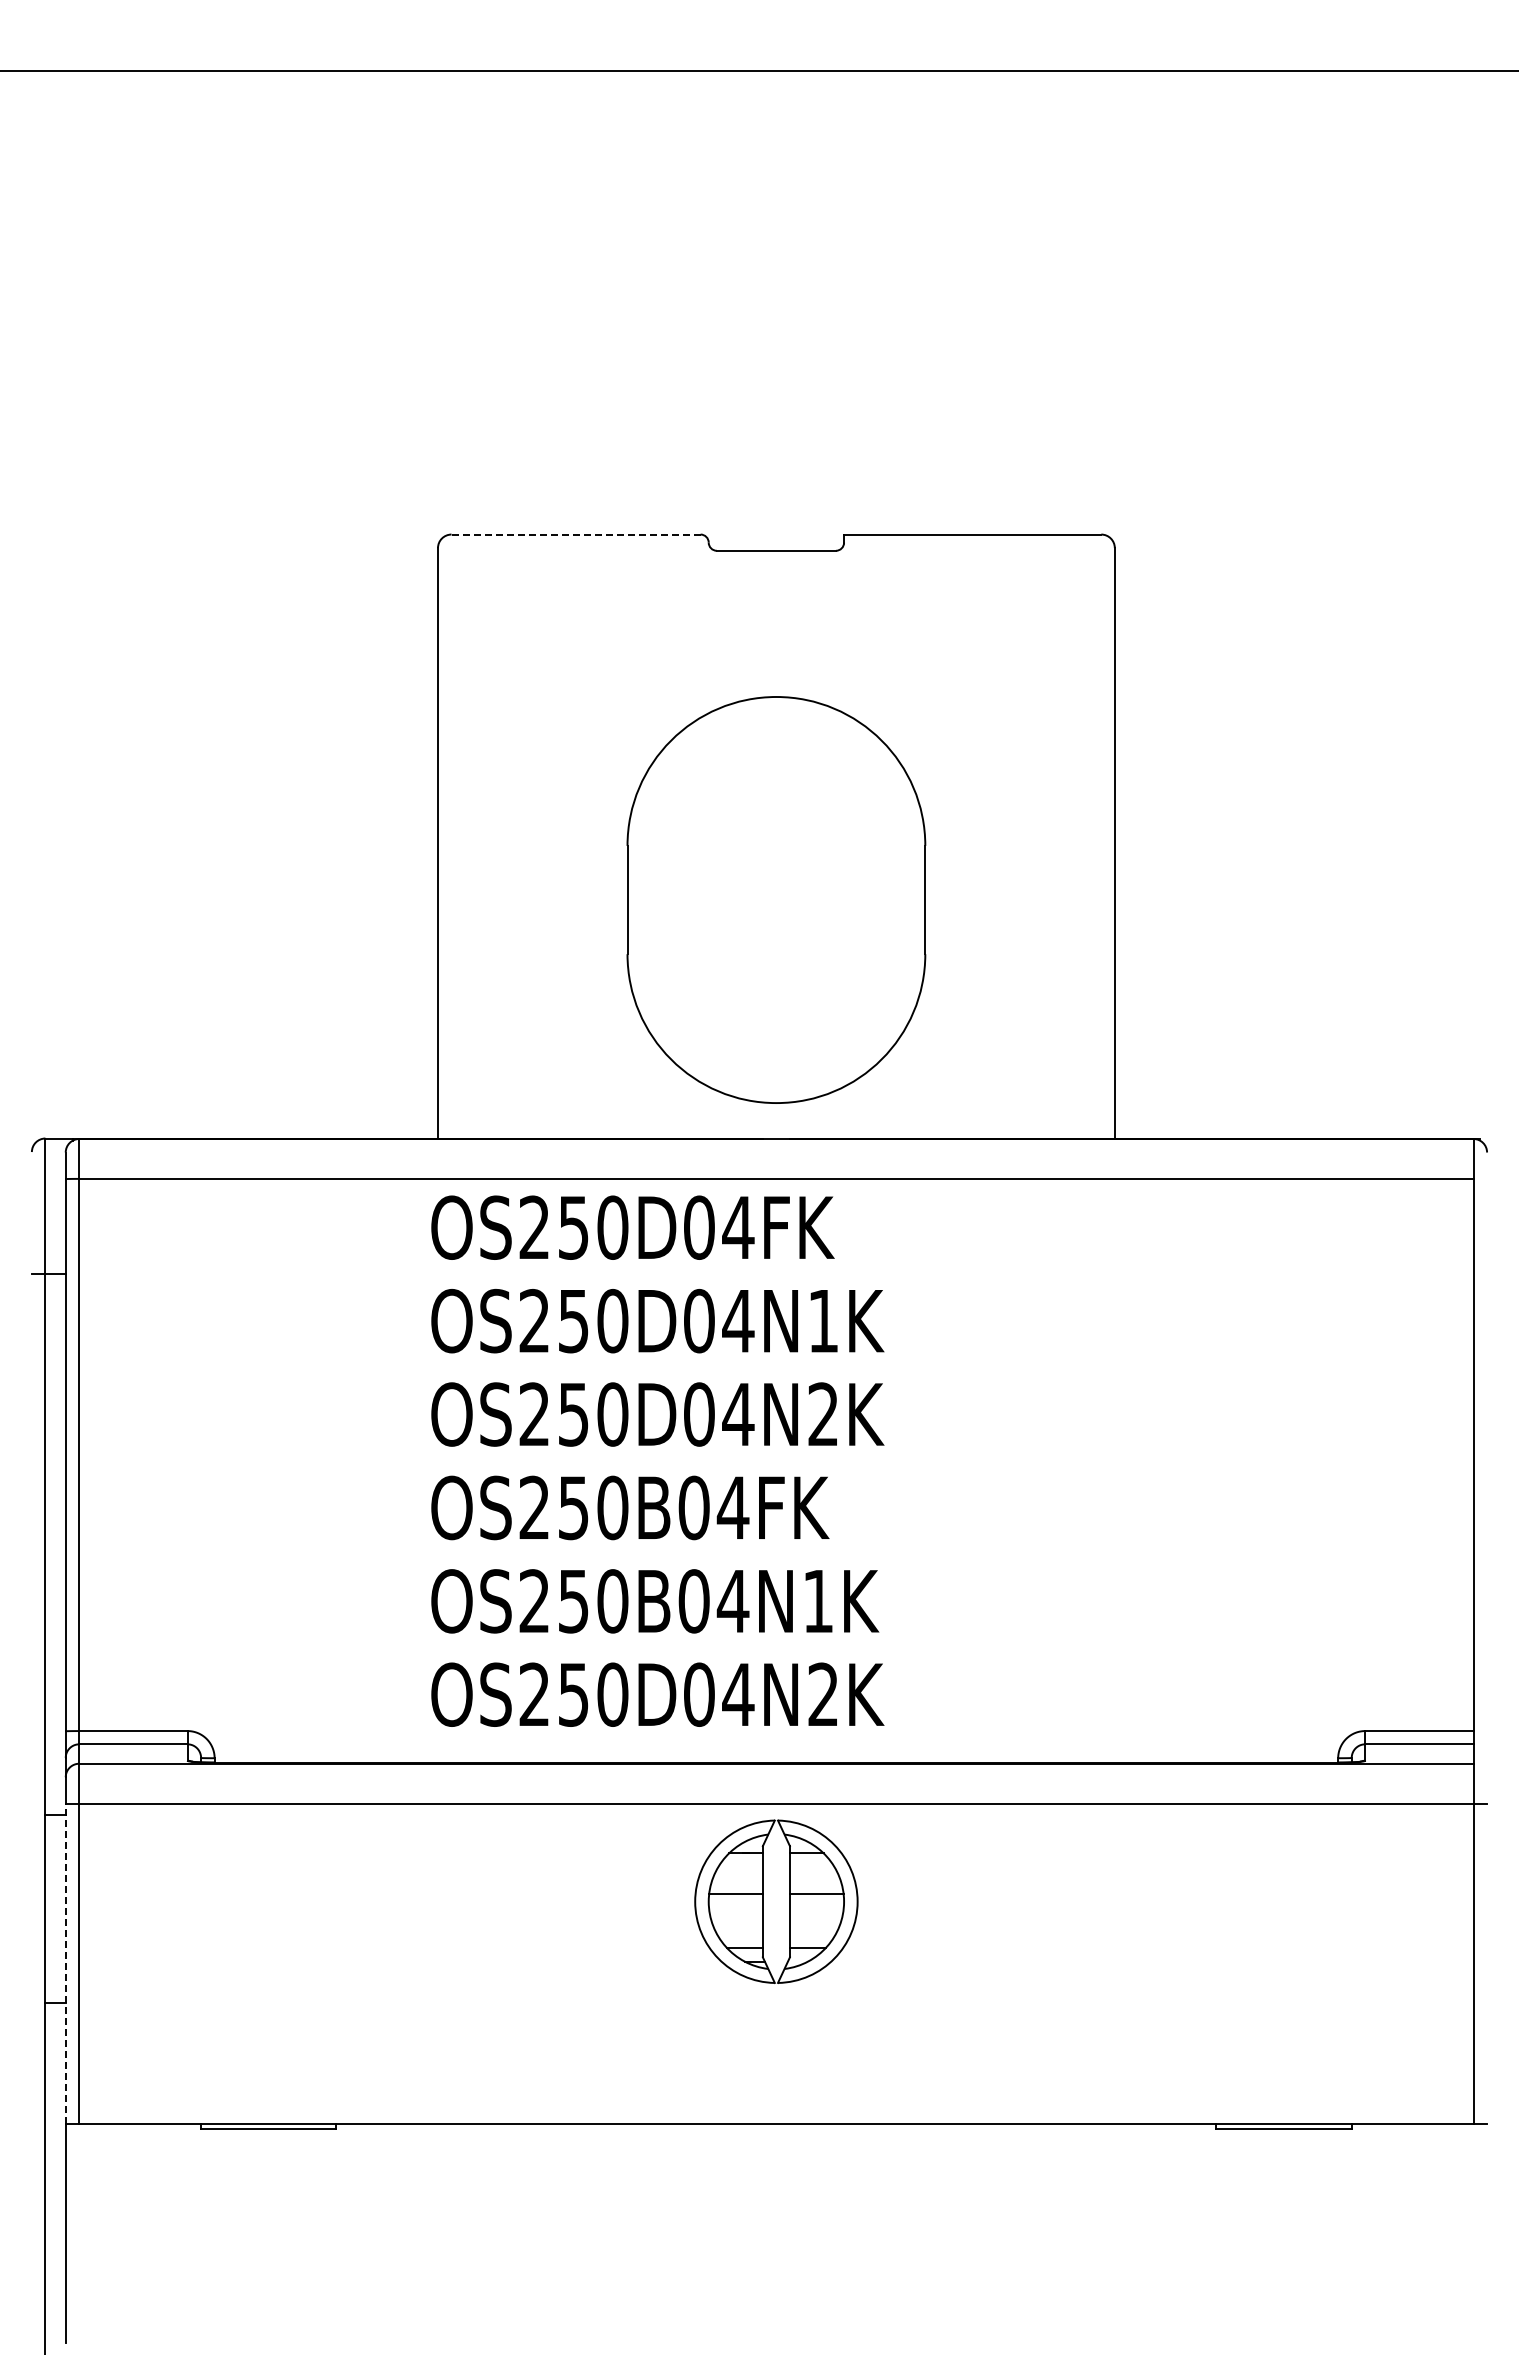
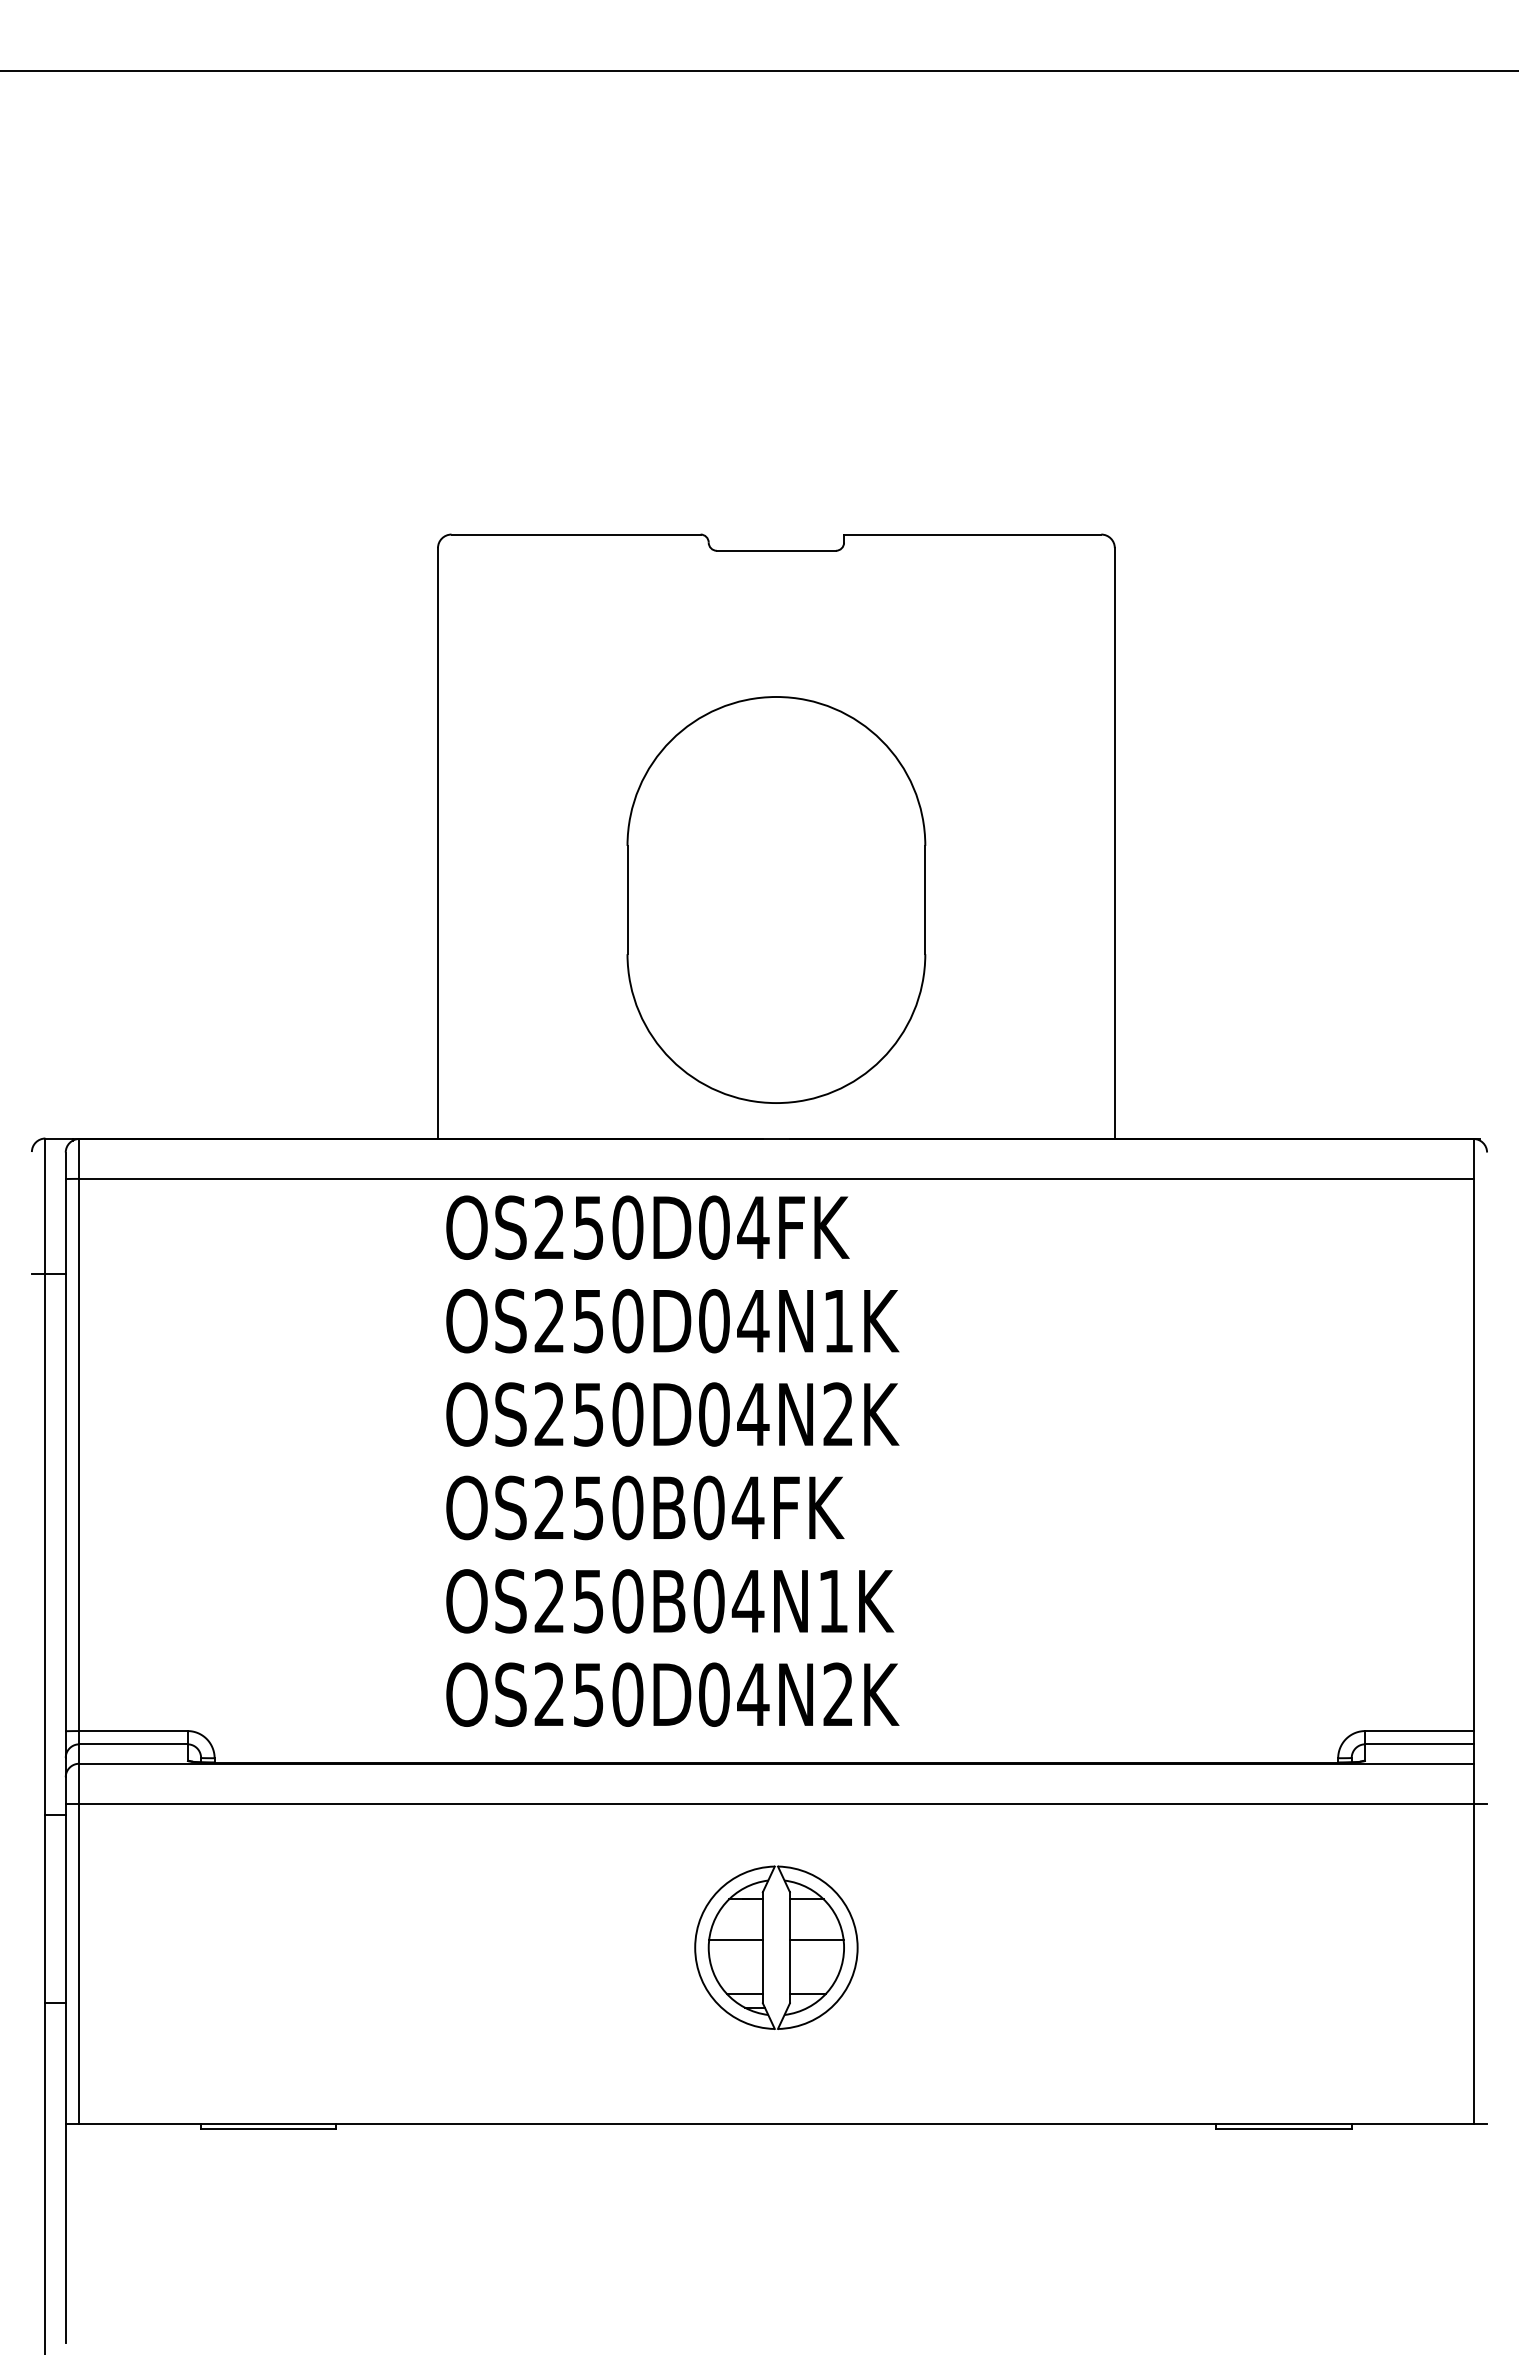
line: dashed -> solid (576, 534)
text position: (657, 1460) -> (672, 1460) (672, 1460)
part position: (763, 1901) -> (763, 1947) (763, 1947)
line: dashed -> solid (65, 1964)
